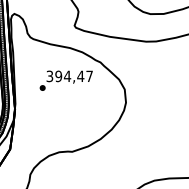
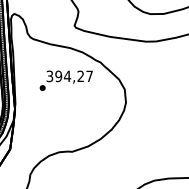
text: 394,47 -> 394,27 (80, 75)
